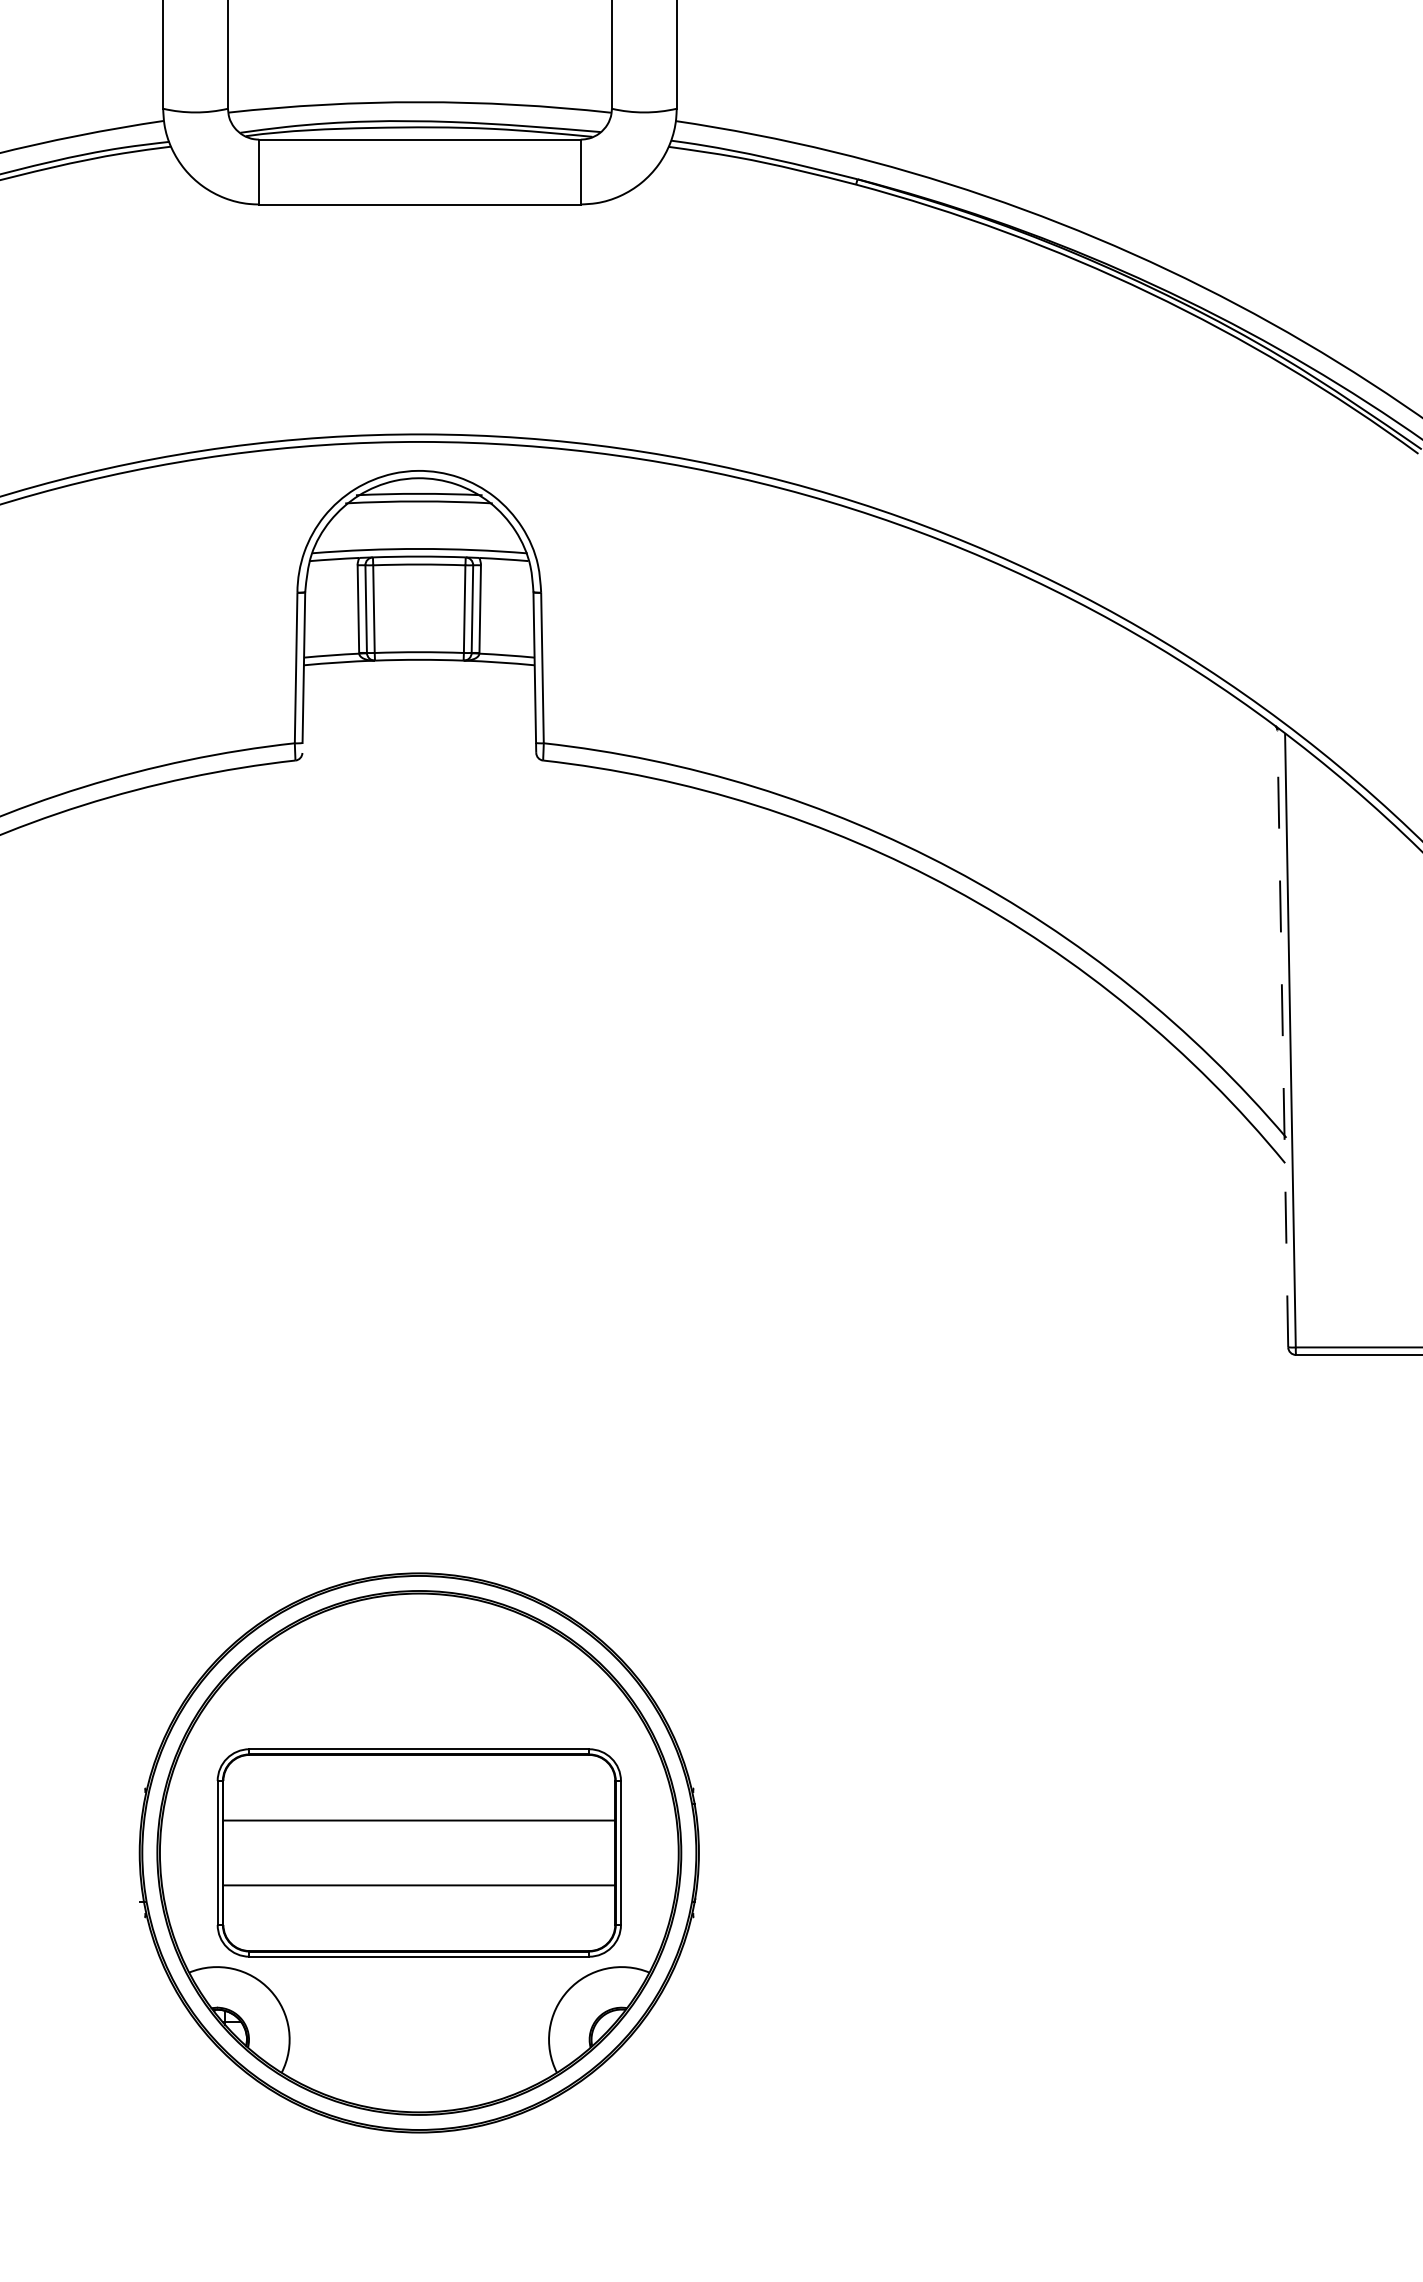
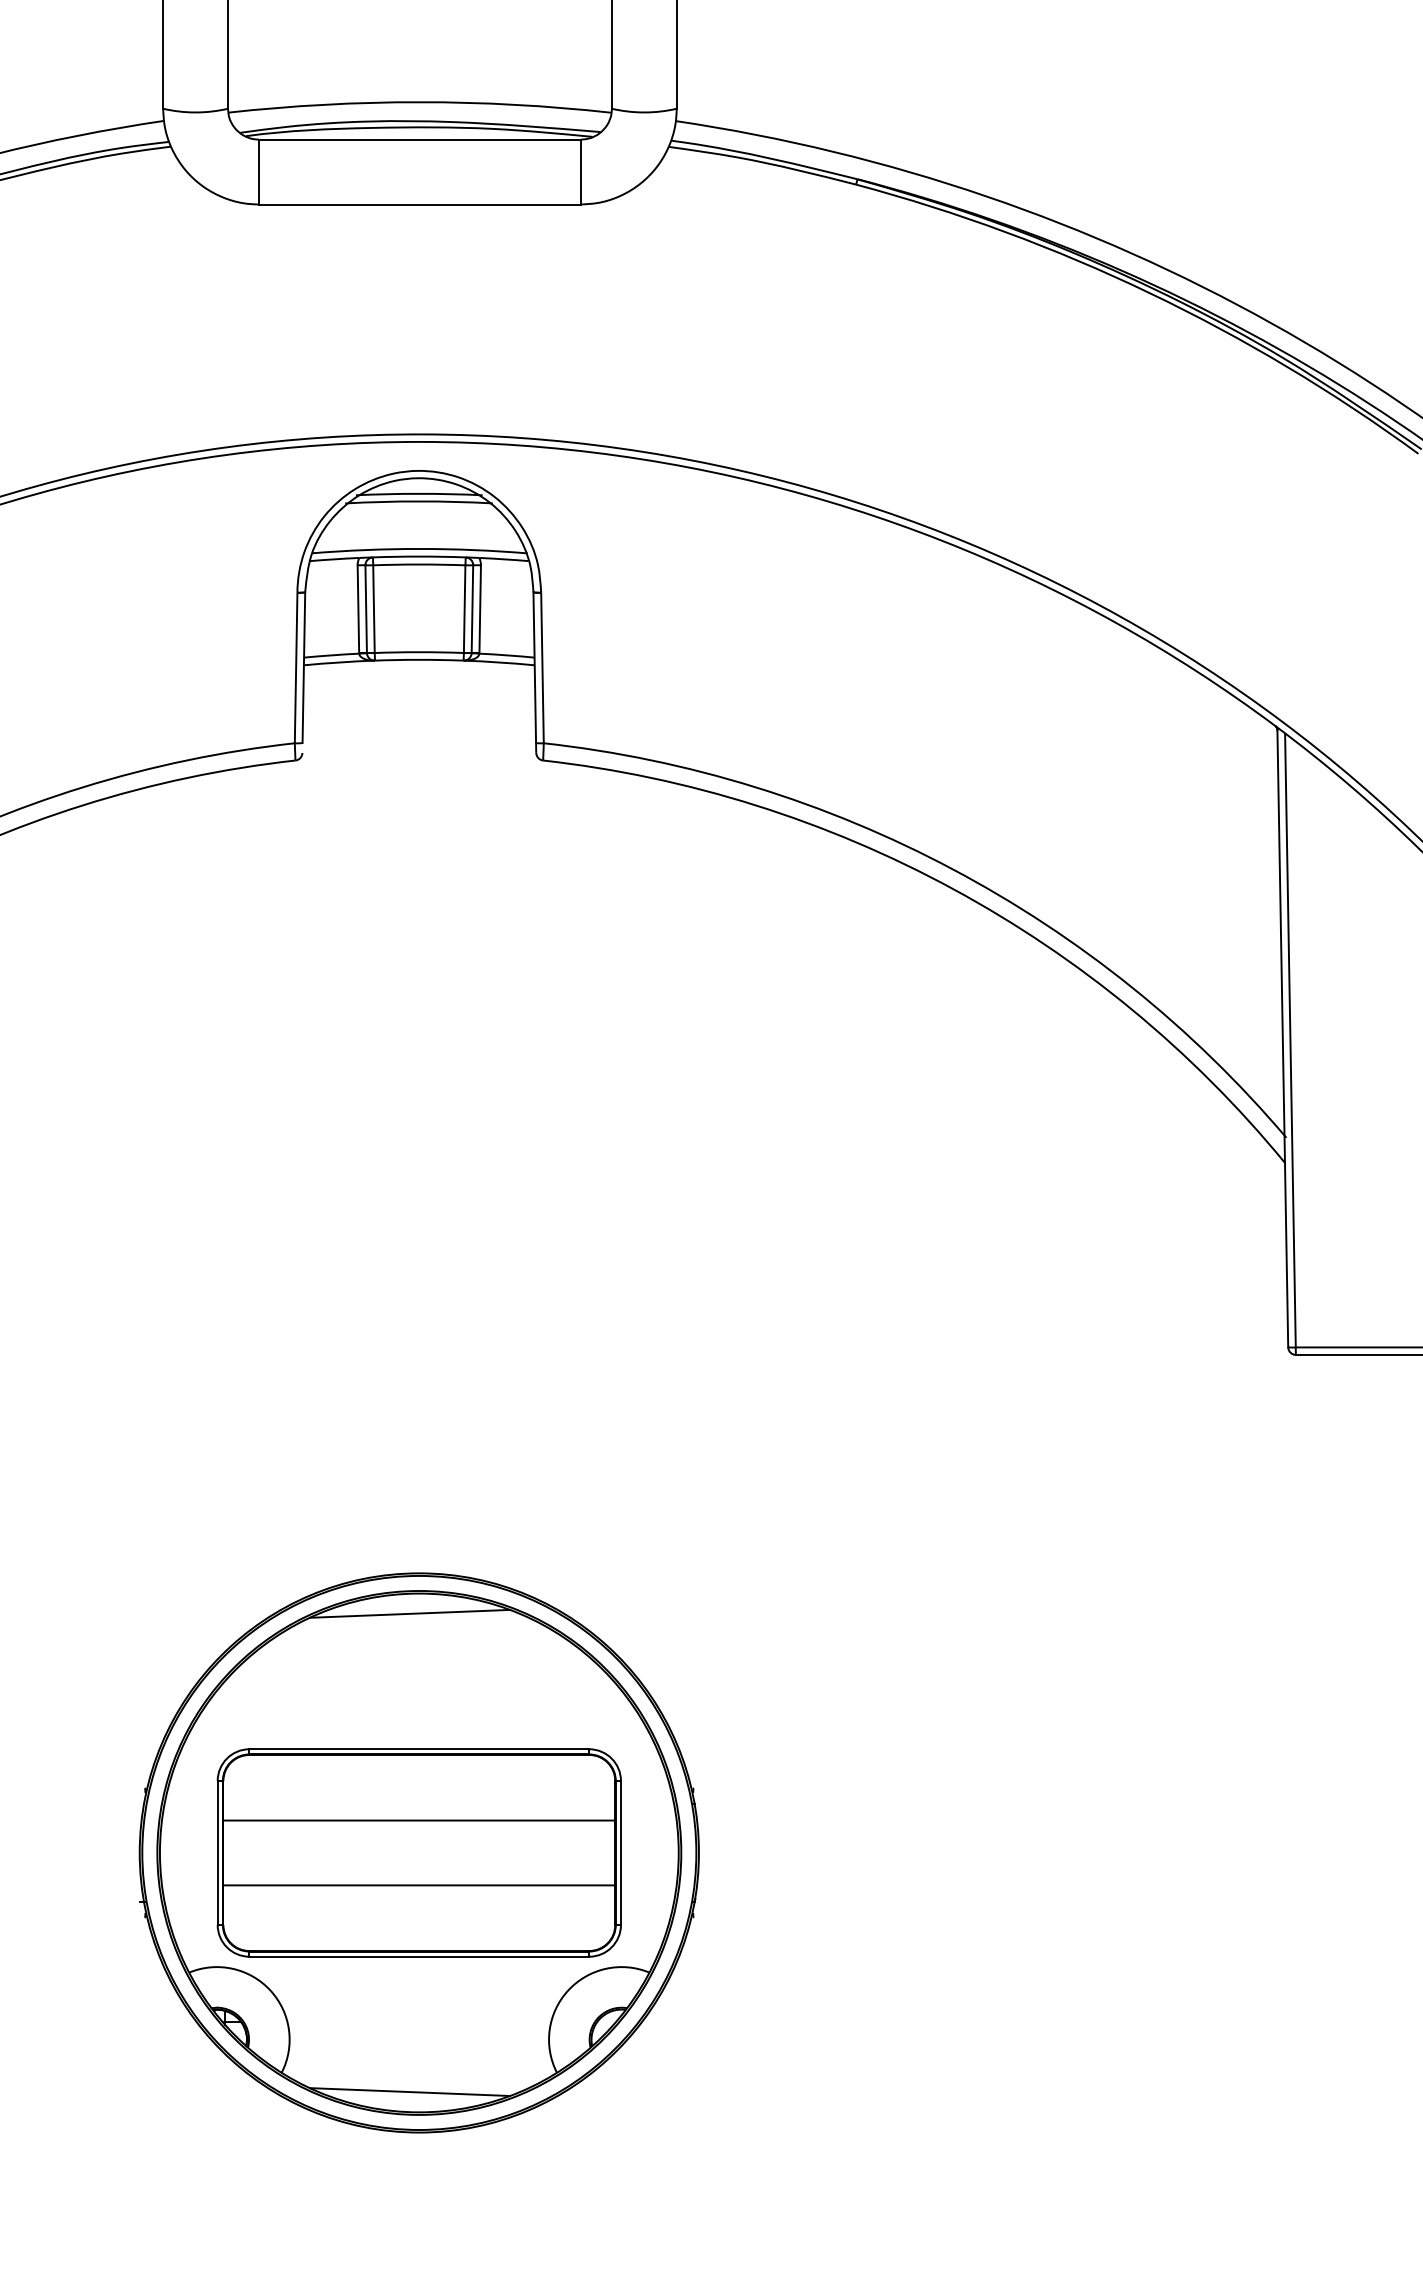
line: dashed -> solid (1282, 1038)
line: none -> present (409, 1613)
line: none -> present (409, 2092)
